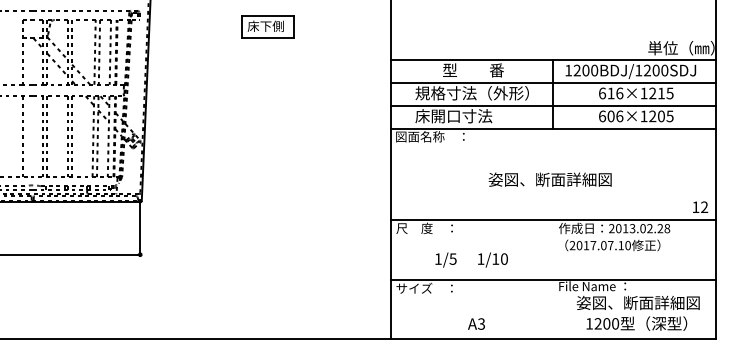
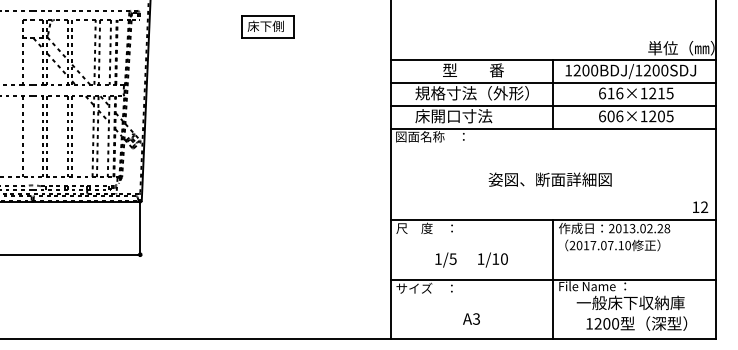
line: none -> present (553, 279)
text: 姿図、断面詳細図 -> 一般床下収納庫 (637, 302)
text position: (476, 323) -> (471, 318) (471, 318)
